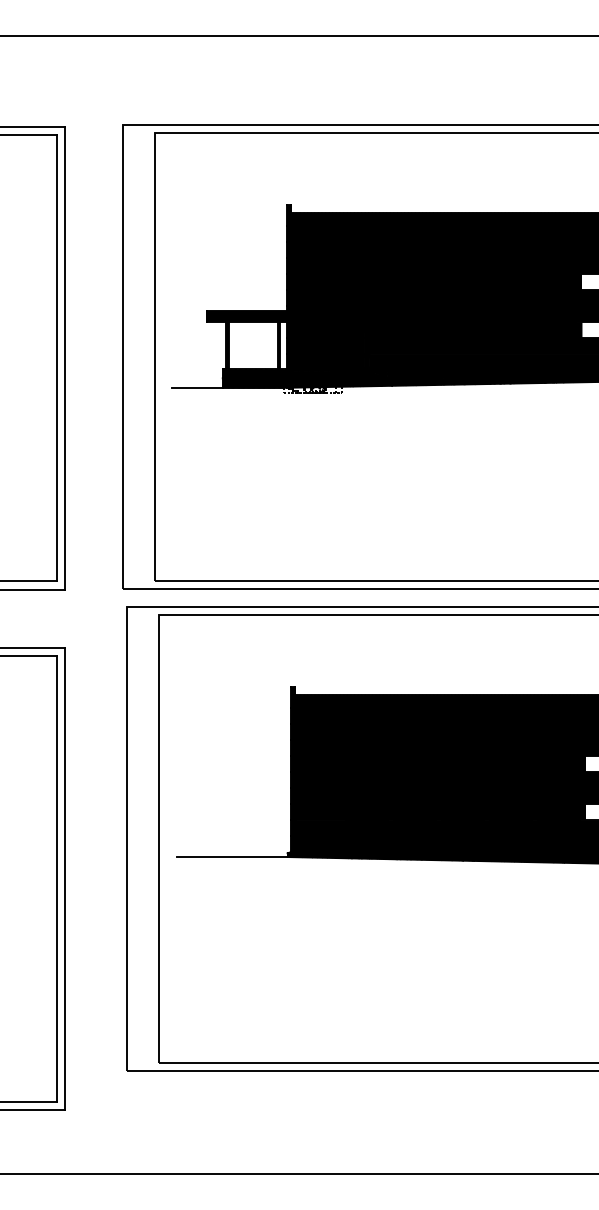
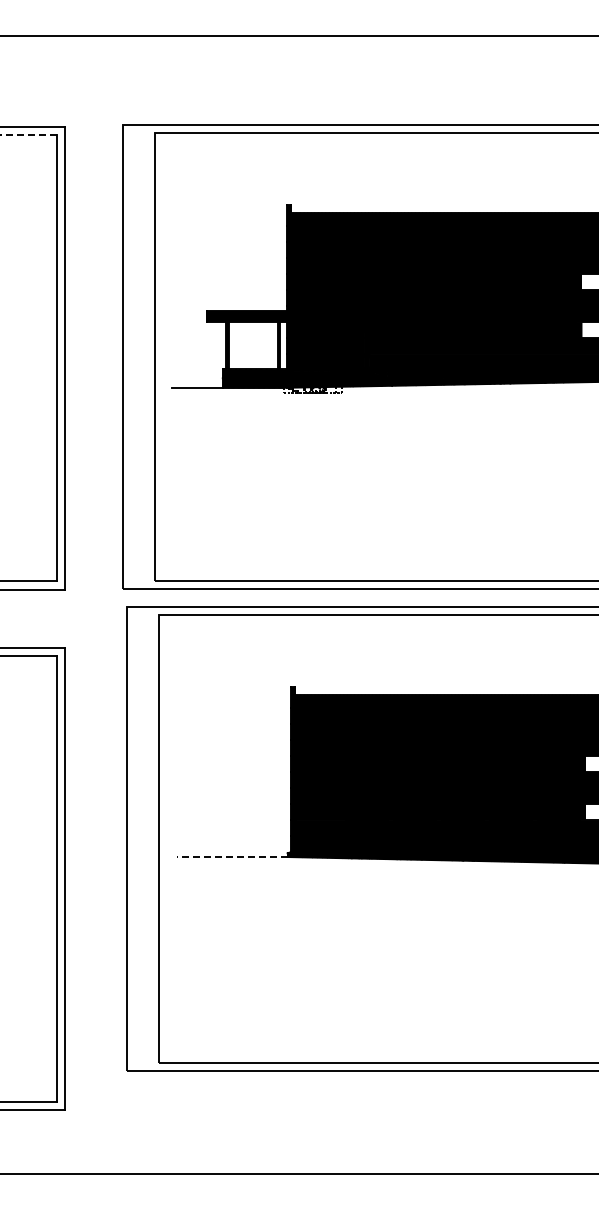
line: solid -> dashed (28, 134)
line: solid -> dashed (231, 857)
